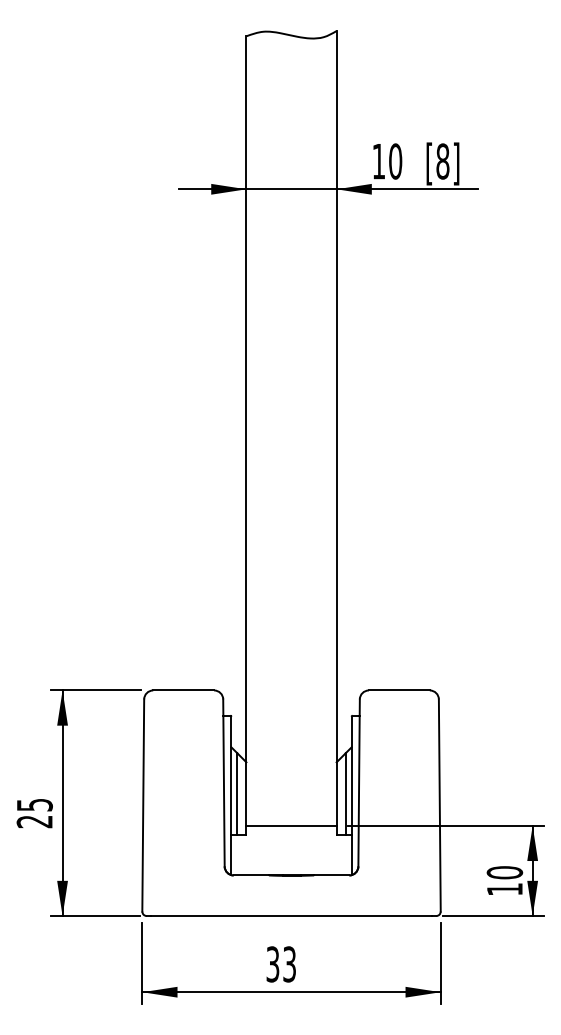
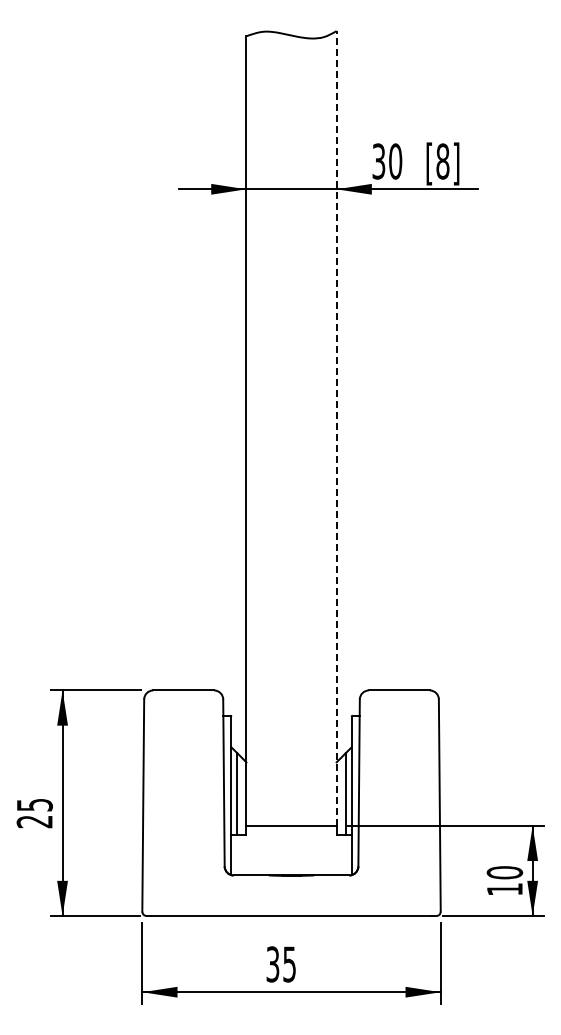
text: 10 -> 30 (378, 161)
line: solid -> dashed (336, 427)
text: 33 -> 35 (289, 963)
